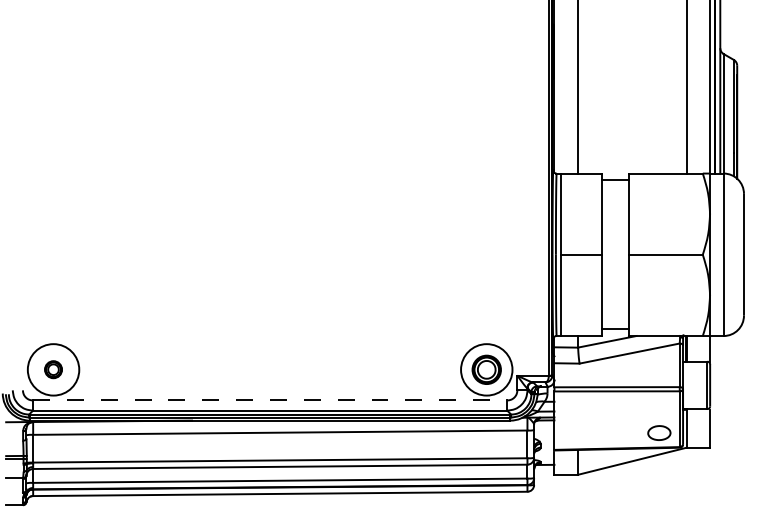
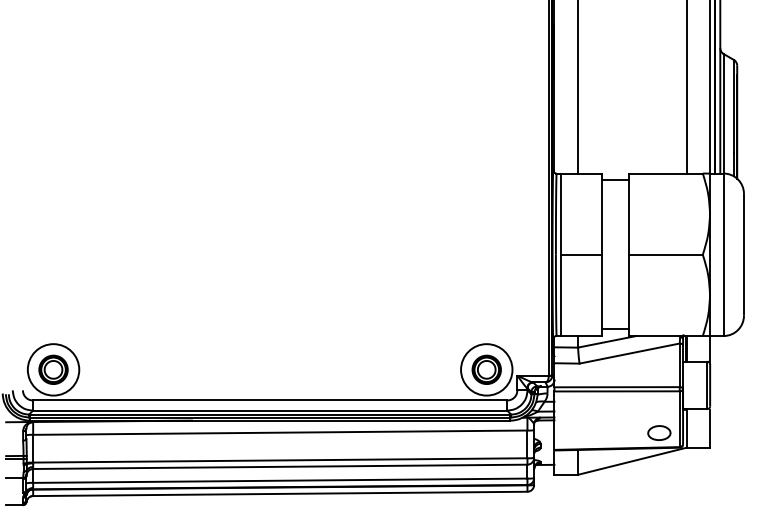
part size: 19x20 px -> 31x31 px (53, 369)
line: dashed -> solid (270, 400)
